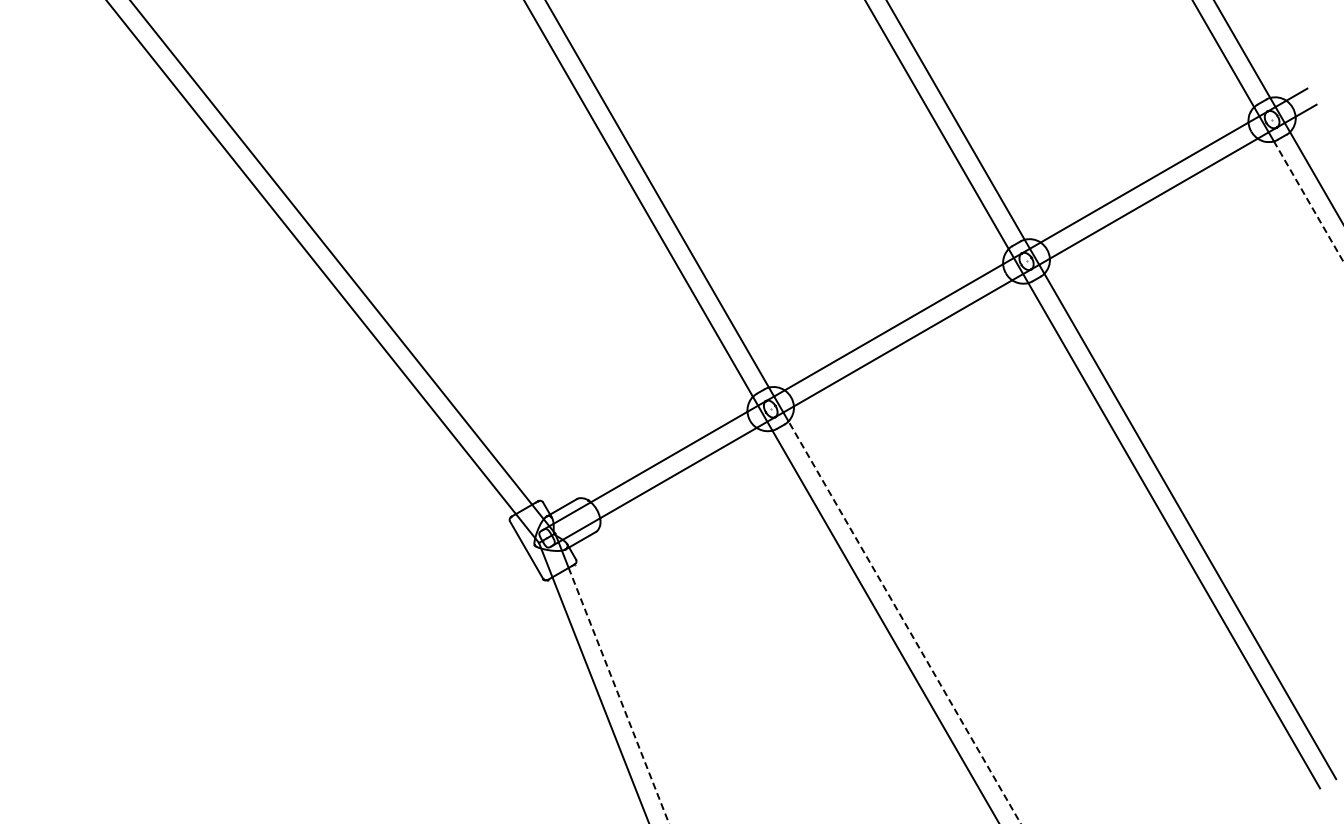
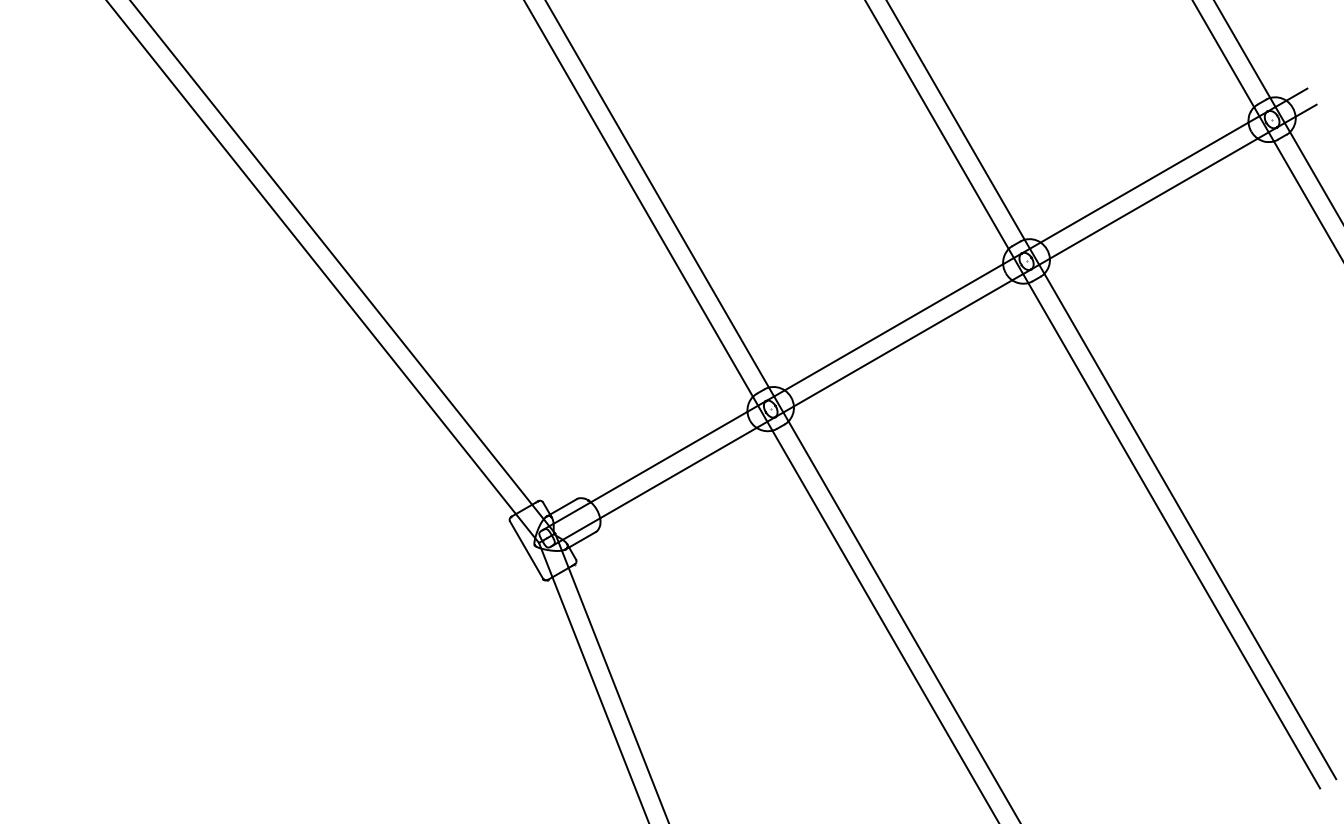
line: dashed -> solid (1308, 201)
line: dashed -> solid (904, 622)
line: dashed -> solid (619, 696)
